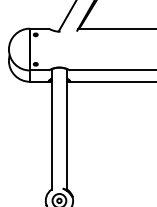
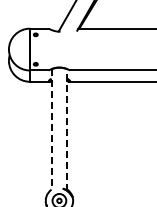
line: solid -> dashed (51, 129)
line: solid -> dashed (67, 130)
